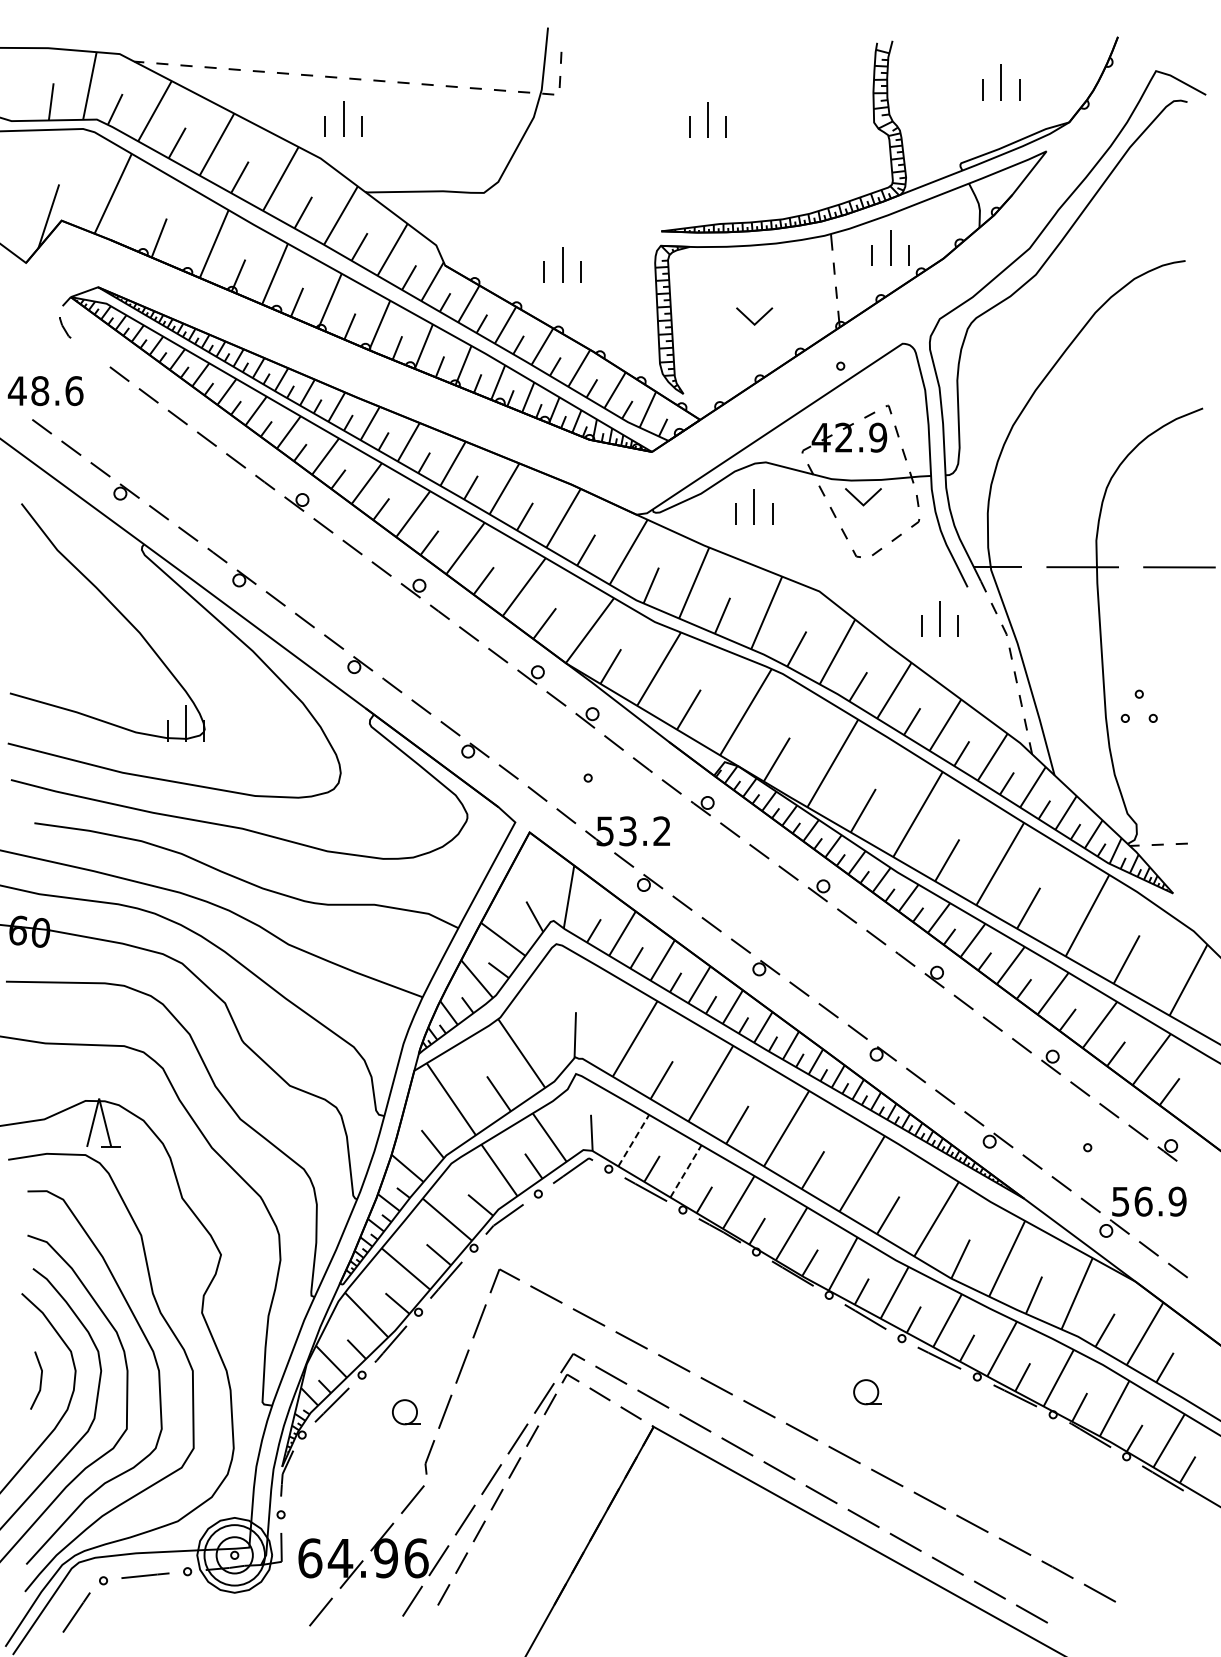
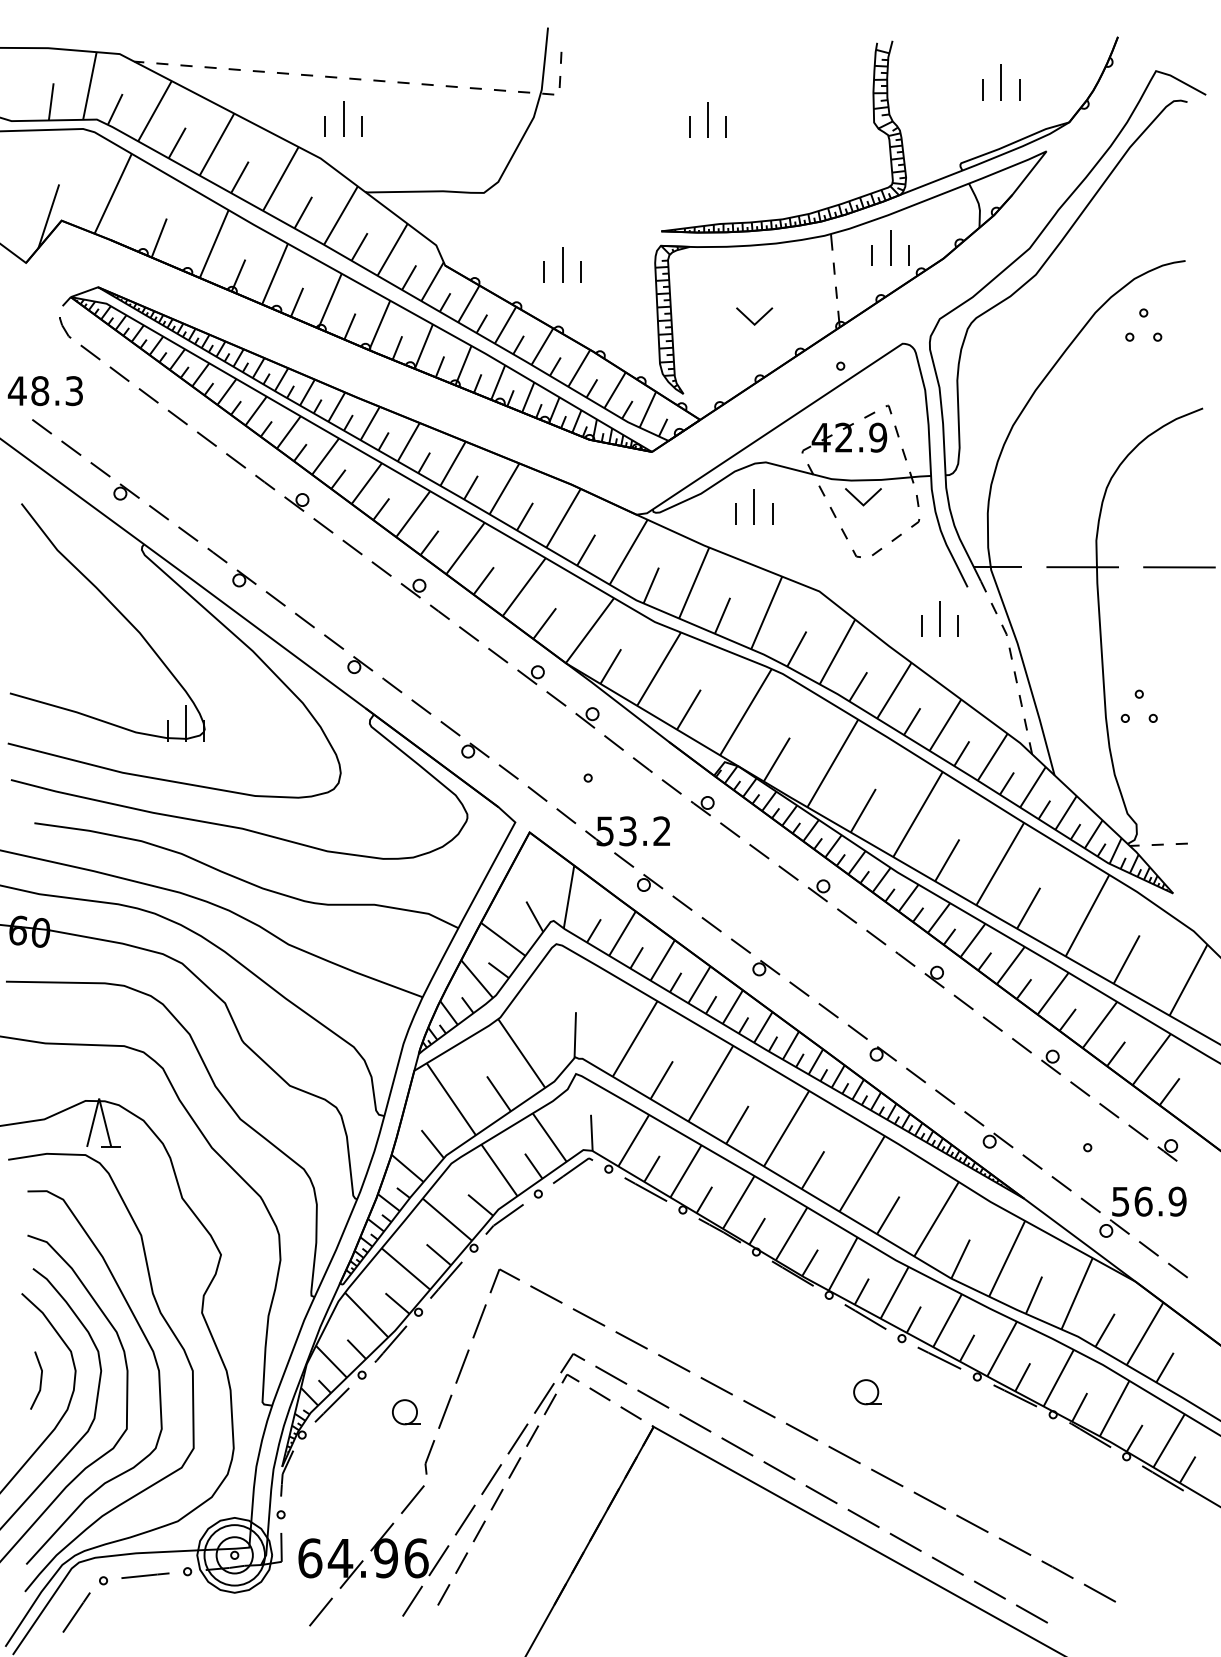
part: none -> present (1143, 317)
line: none -> present (90, 352)
text: 48.6 -> 48.3 (74, 391)
line: dashed -> solid (633, 1140)
line: dashed -> solid (686, 1170)
